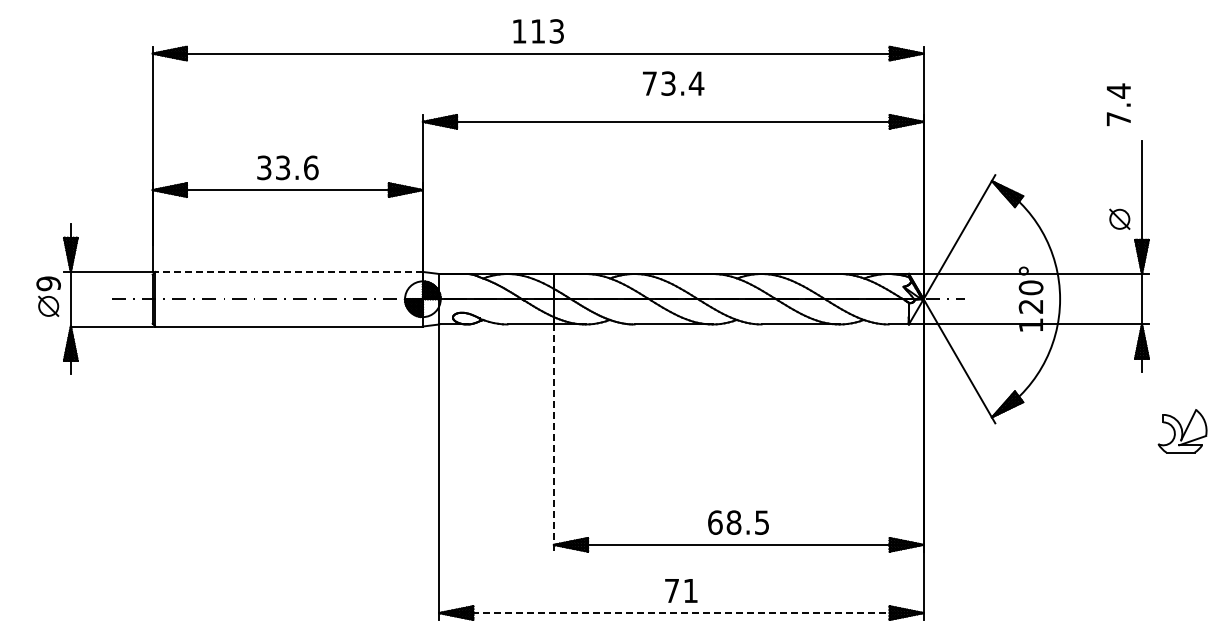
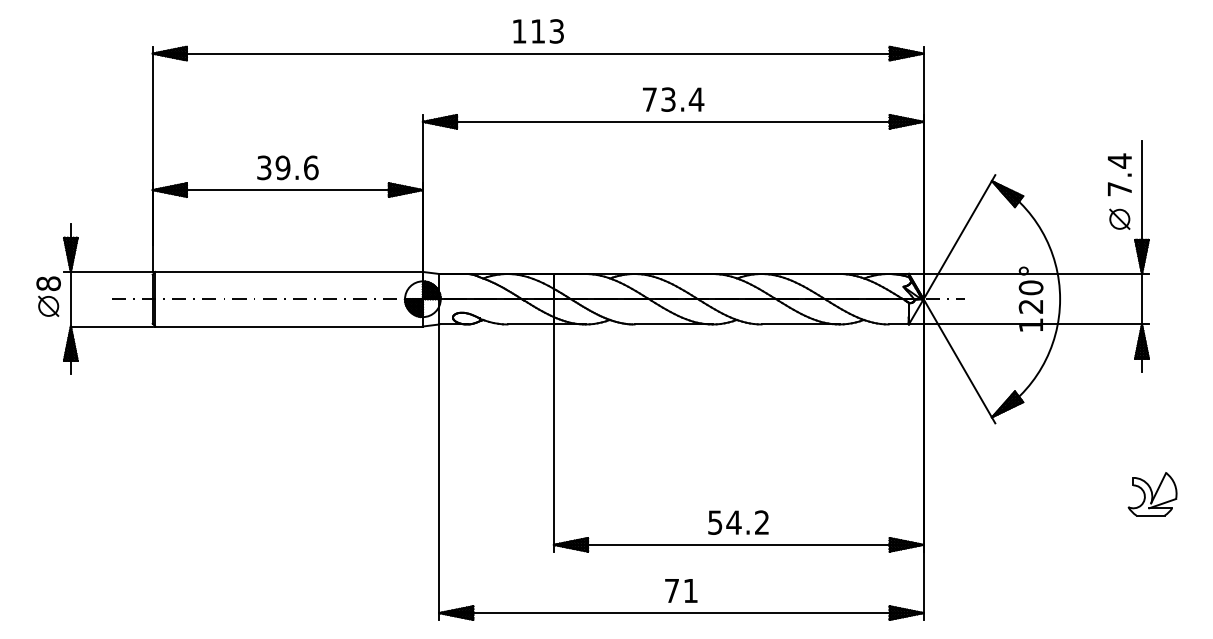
text position: (673, 83) -> (673, 99) (673, 99)
text position: (1118, 104) -> (1119, 174) (1119, 174)
text: 33.6 -> 39.6 (282, 167)
line: dashed -> solid (289, 271)
text: 9 -> 8 (48, 283)
part position: (1182, 431) -> (1152, 494) (1152, 494)
line: dashed -> solid (553, 438)
text: 68.5 -> 54.2 (738, 522)
line: dashed -> solid (681, 613)
